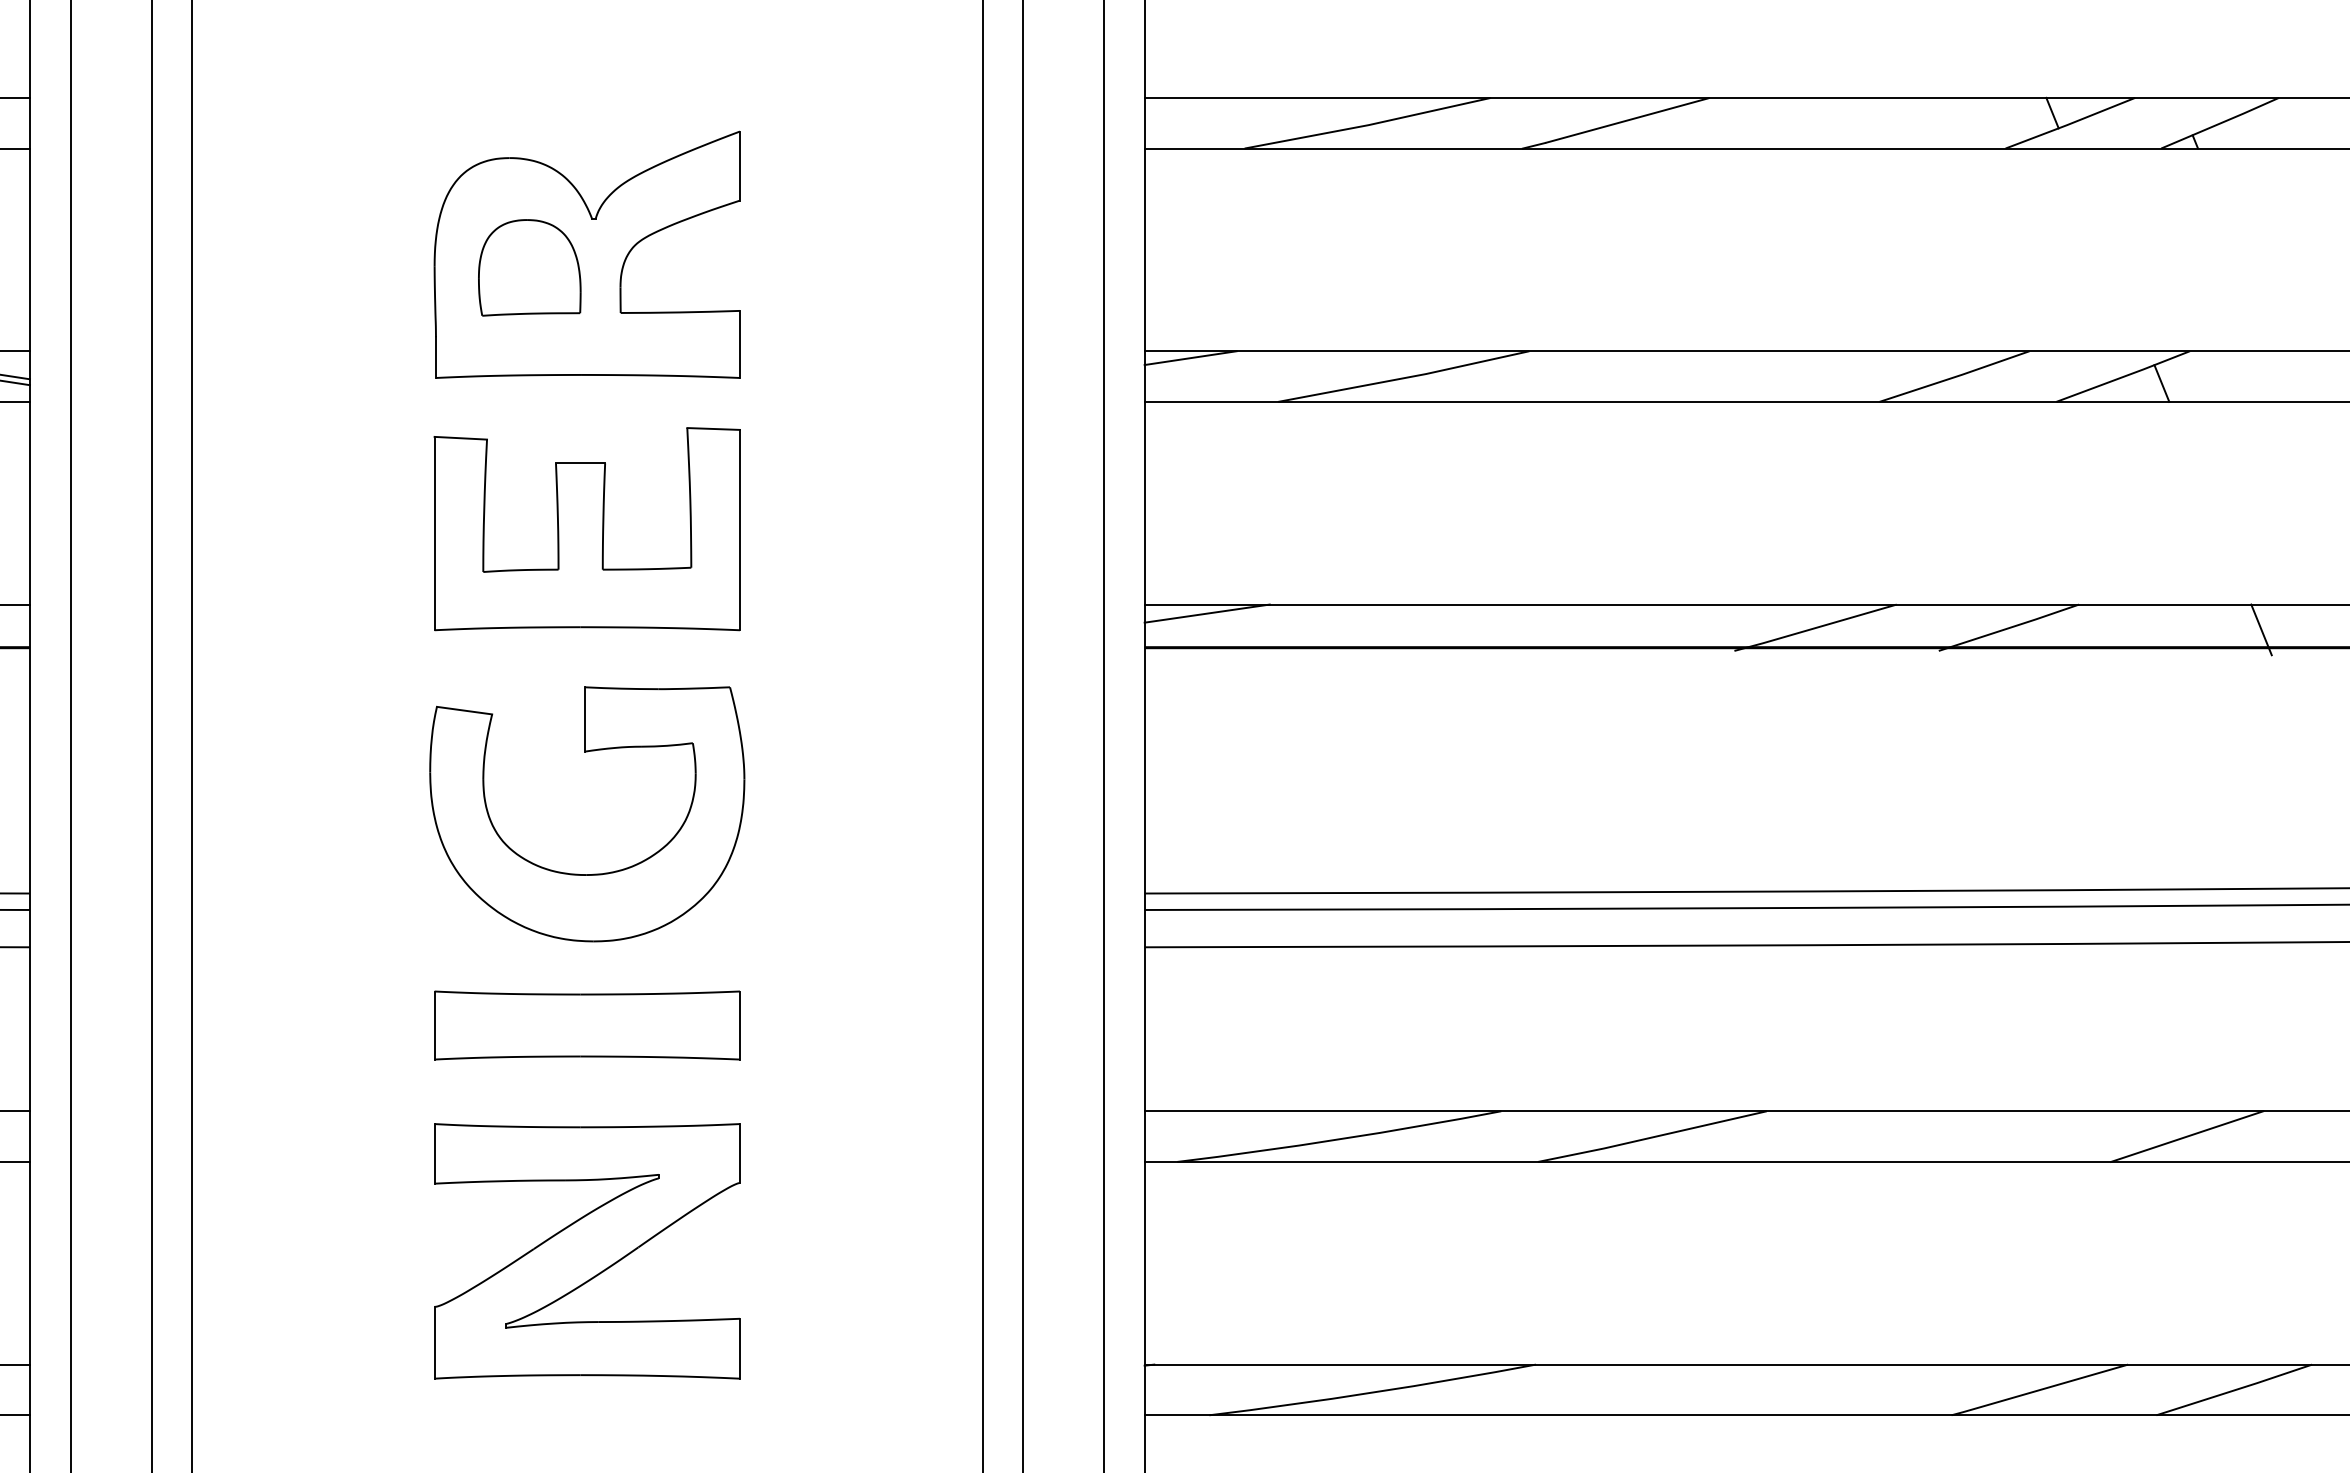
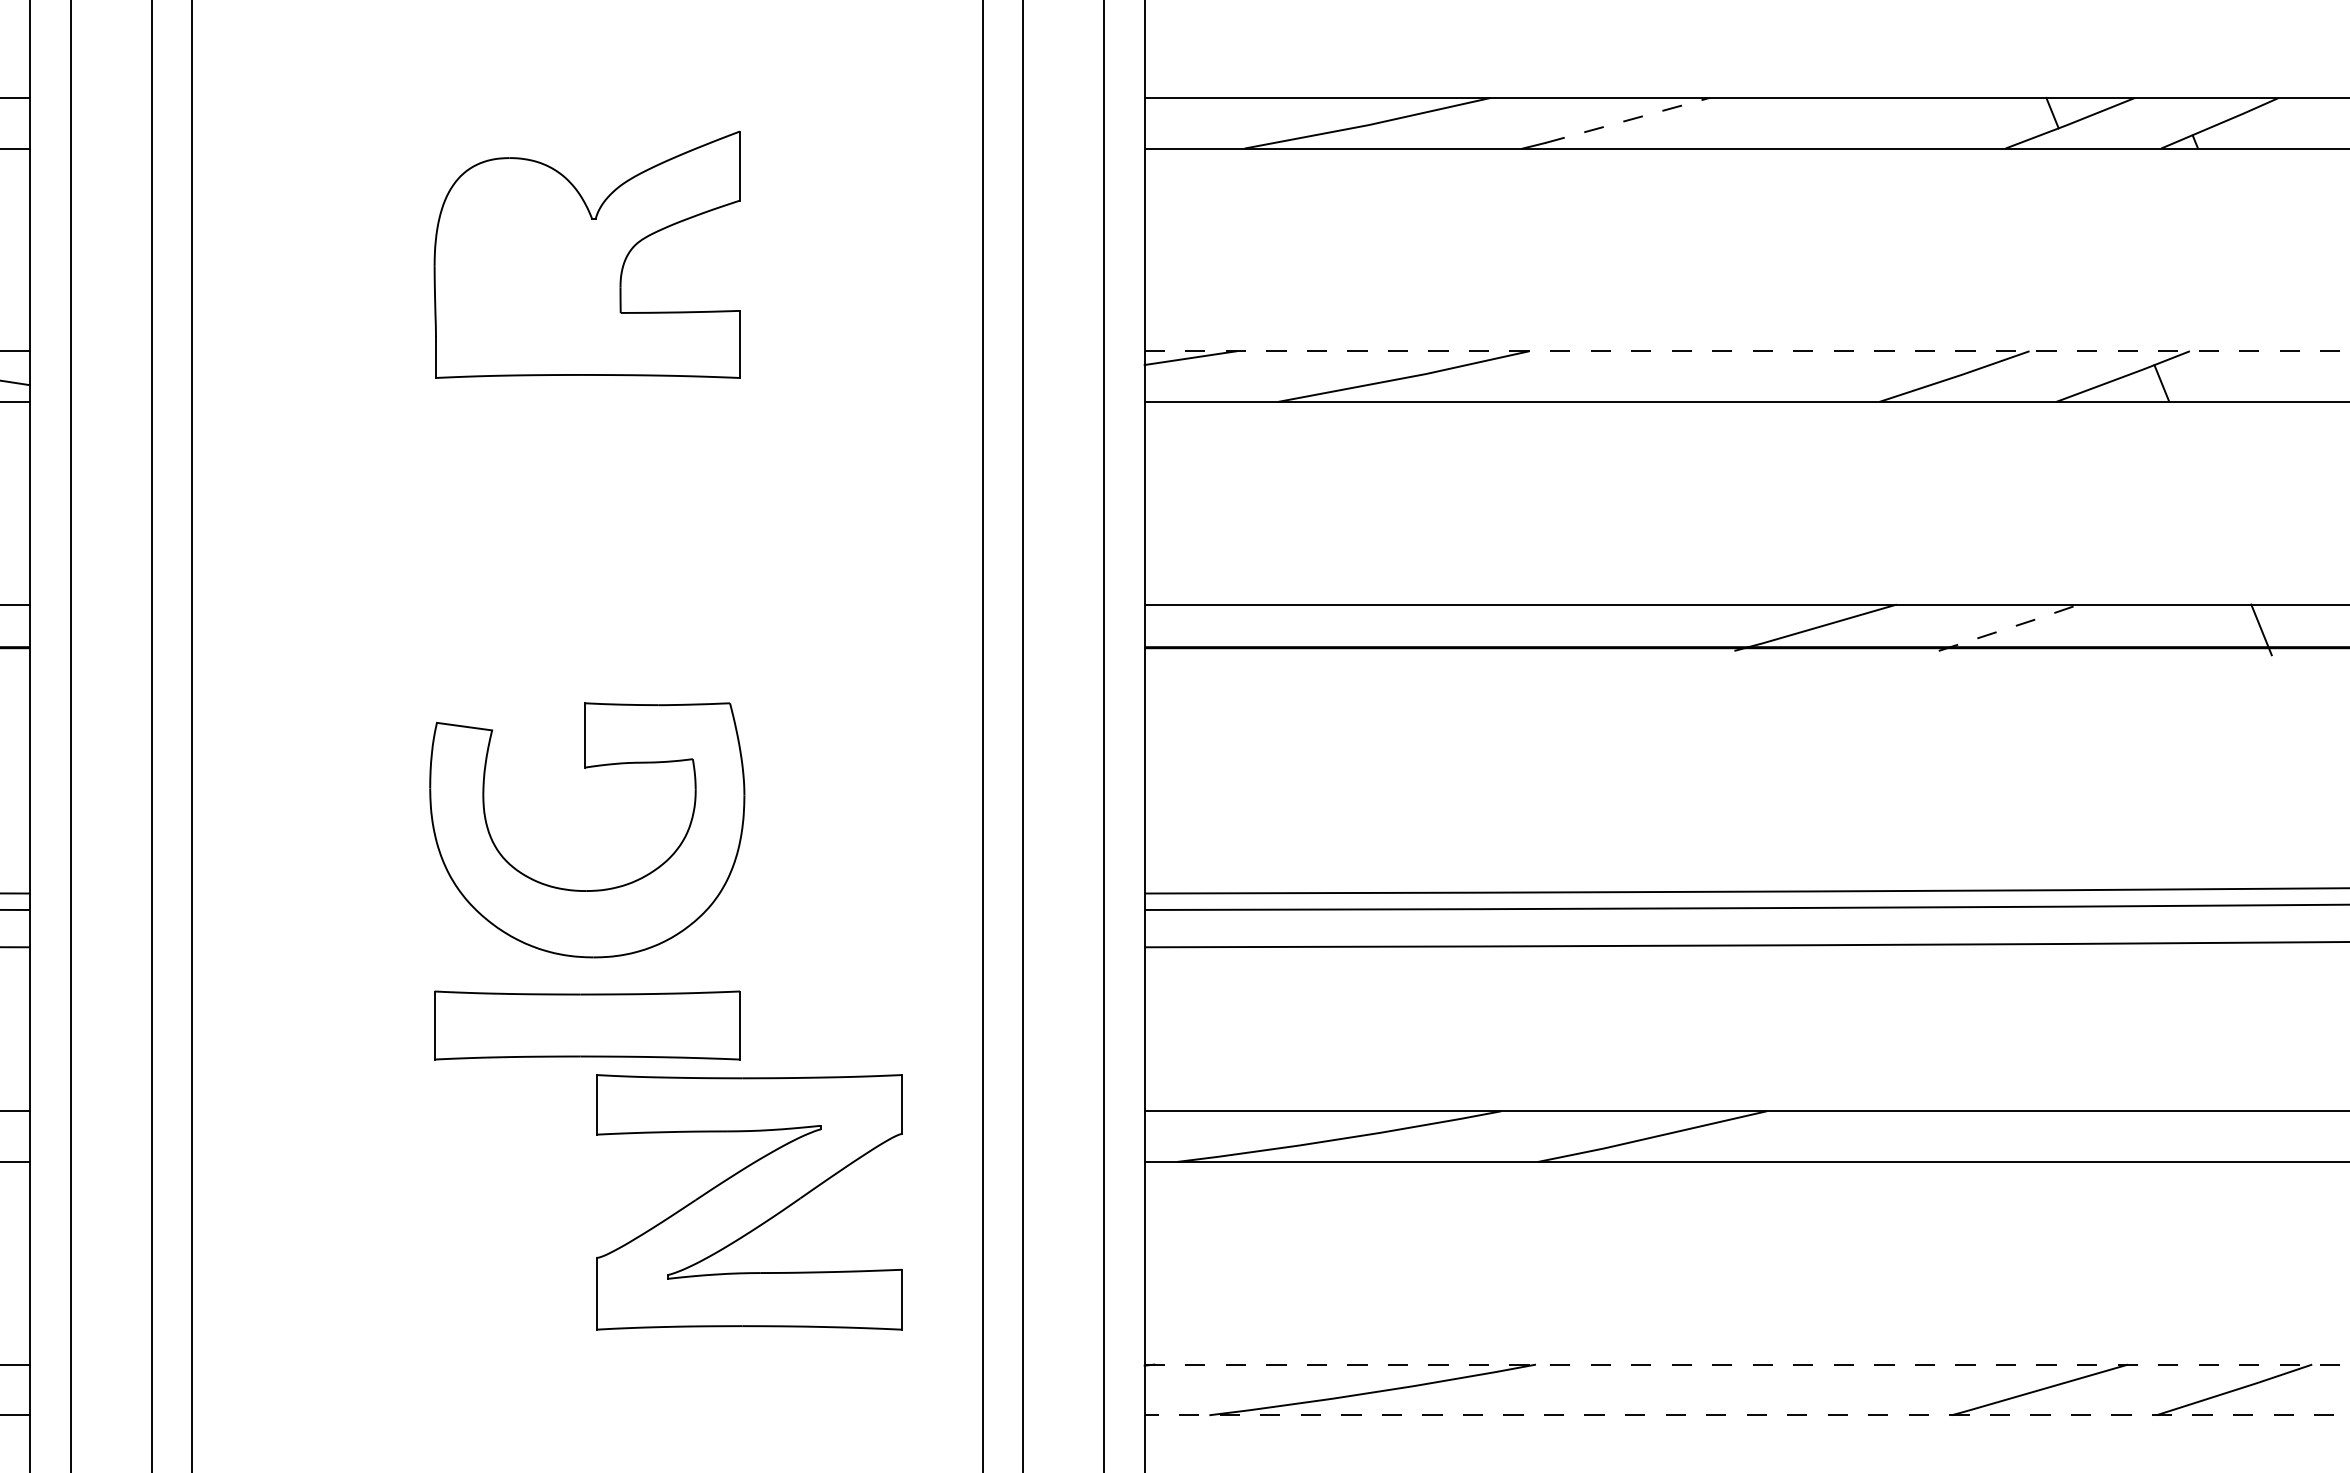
line: solid -> dashed (1628, 120)
part: present -> none (529, 267)
line: solid -> dashed (1747, 351)
line: present -> none (15, 377)
part: present -> none (586, 529)
line: present -> none (1206, 613)
line: solid -> dashed (2010, 627)
part position: (593, 873) -> (593, 889) (593, 889)
line: present -> none (2187, 1136)
part position: (587, 1251) -> (749, 1202) (749, 1202)
line: solid -> dashed (1747, 1364)
line: solid -> dashed (1746, 1415)
